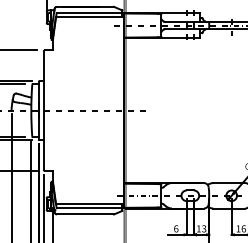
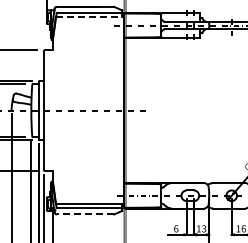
line: solid -> dashed (89, 17)
line: solid -> dashed (85, 214)
